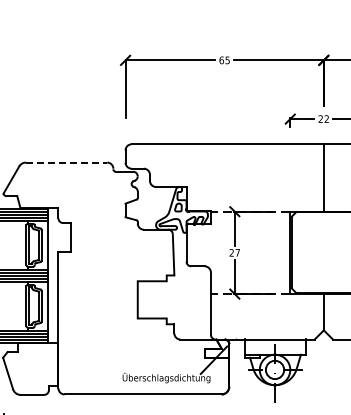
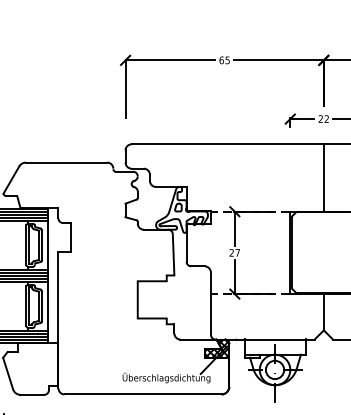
line: dashed -> solid (66, 162)
hatch: none -> present (216, 348)
